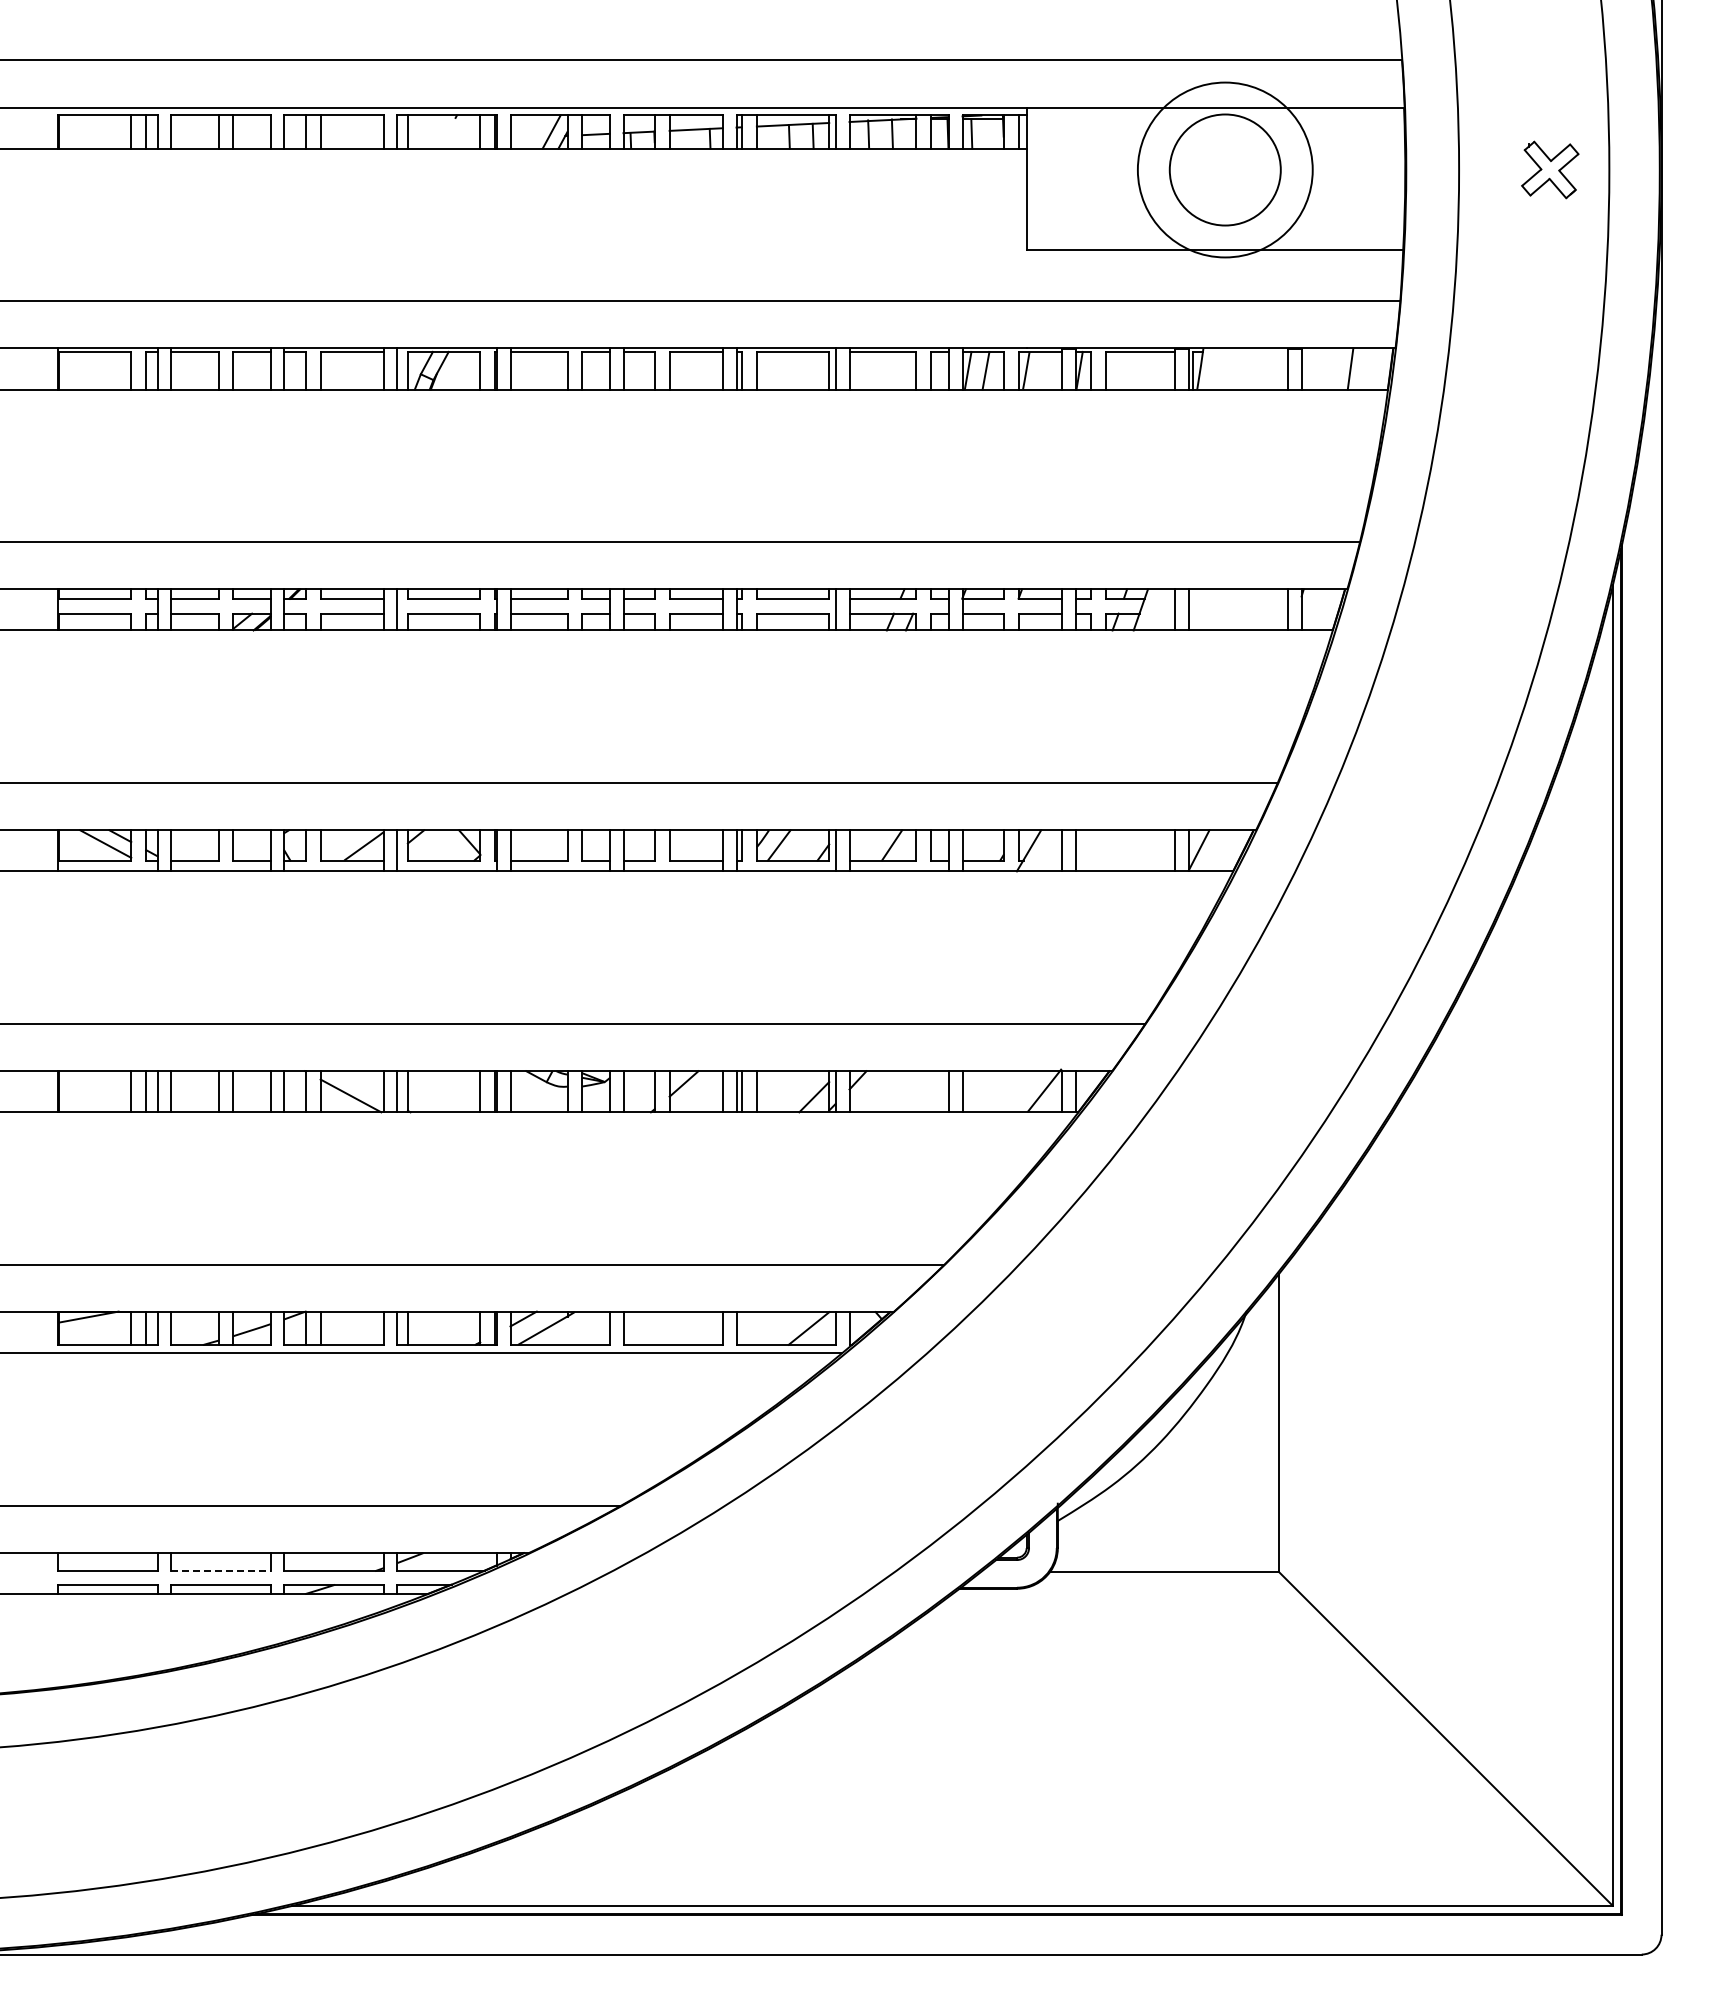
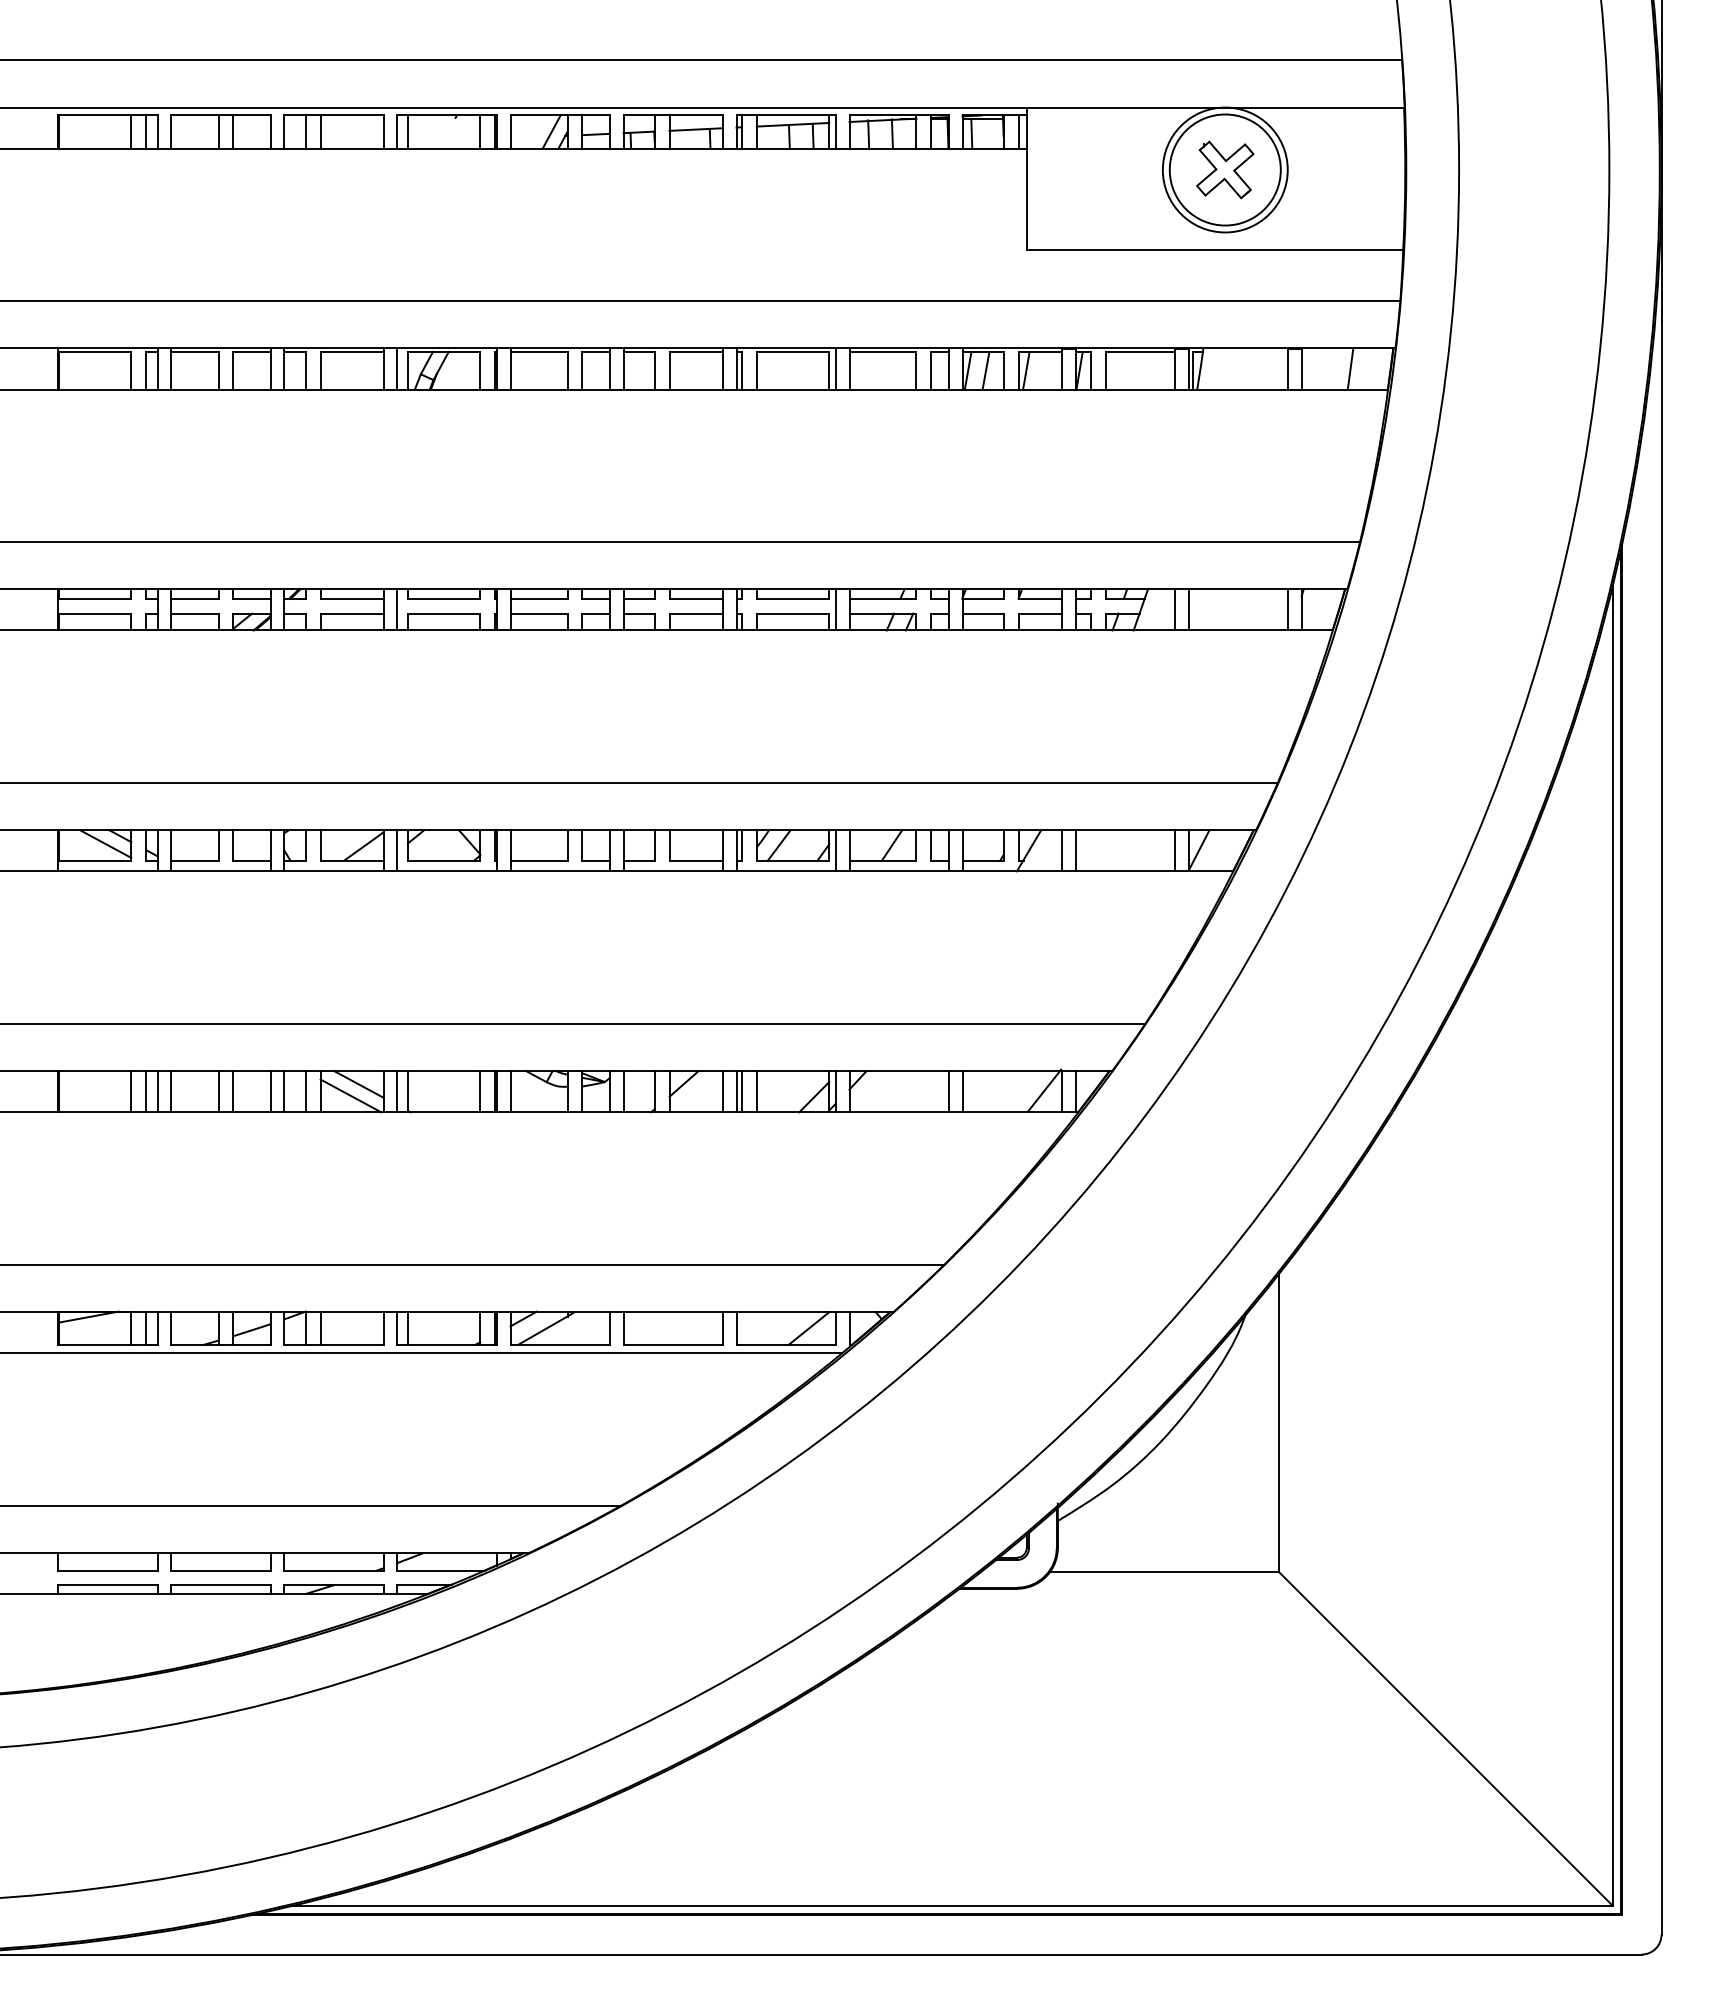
circle diameter: 175 px -> 125 px (1224, 169)
part position: (1550, 169) -> (1225, 169) (1225, 169)
line: none -> present (358, 1084)
line: dashed -> solid (221, 1570)
